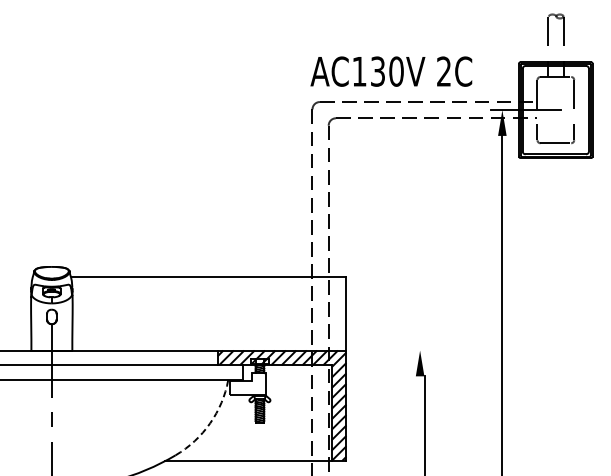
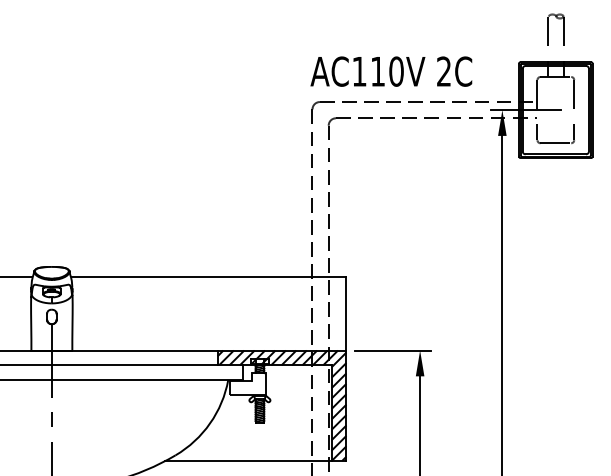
text: AC130V -> AC110V (377, 71)
line: none -> present (17, 276)
line: none -> present (392, 350)
arc: dashed -> solid (210, 423)
line position: (425, 424) -> (420, 424) (420, 424)
